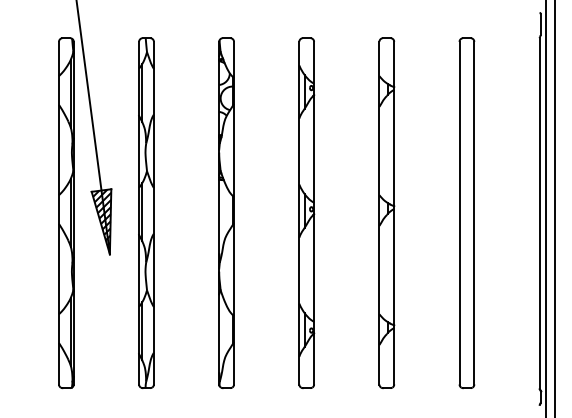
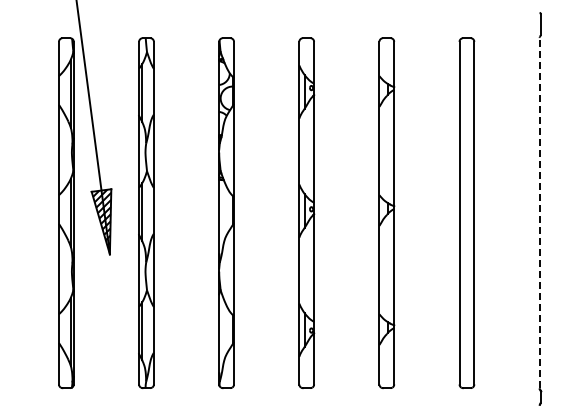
line: present -> none (545, 208)
line: present -> none (554, 208)
line: solid -> dashed (539, 212)
